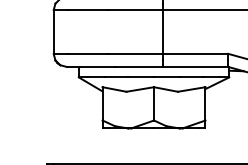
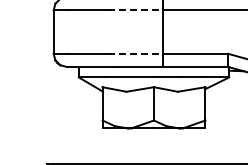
line: solid -> dashed (135, 10)
line: solid -> dashed (135, 53)
